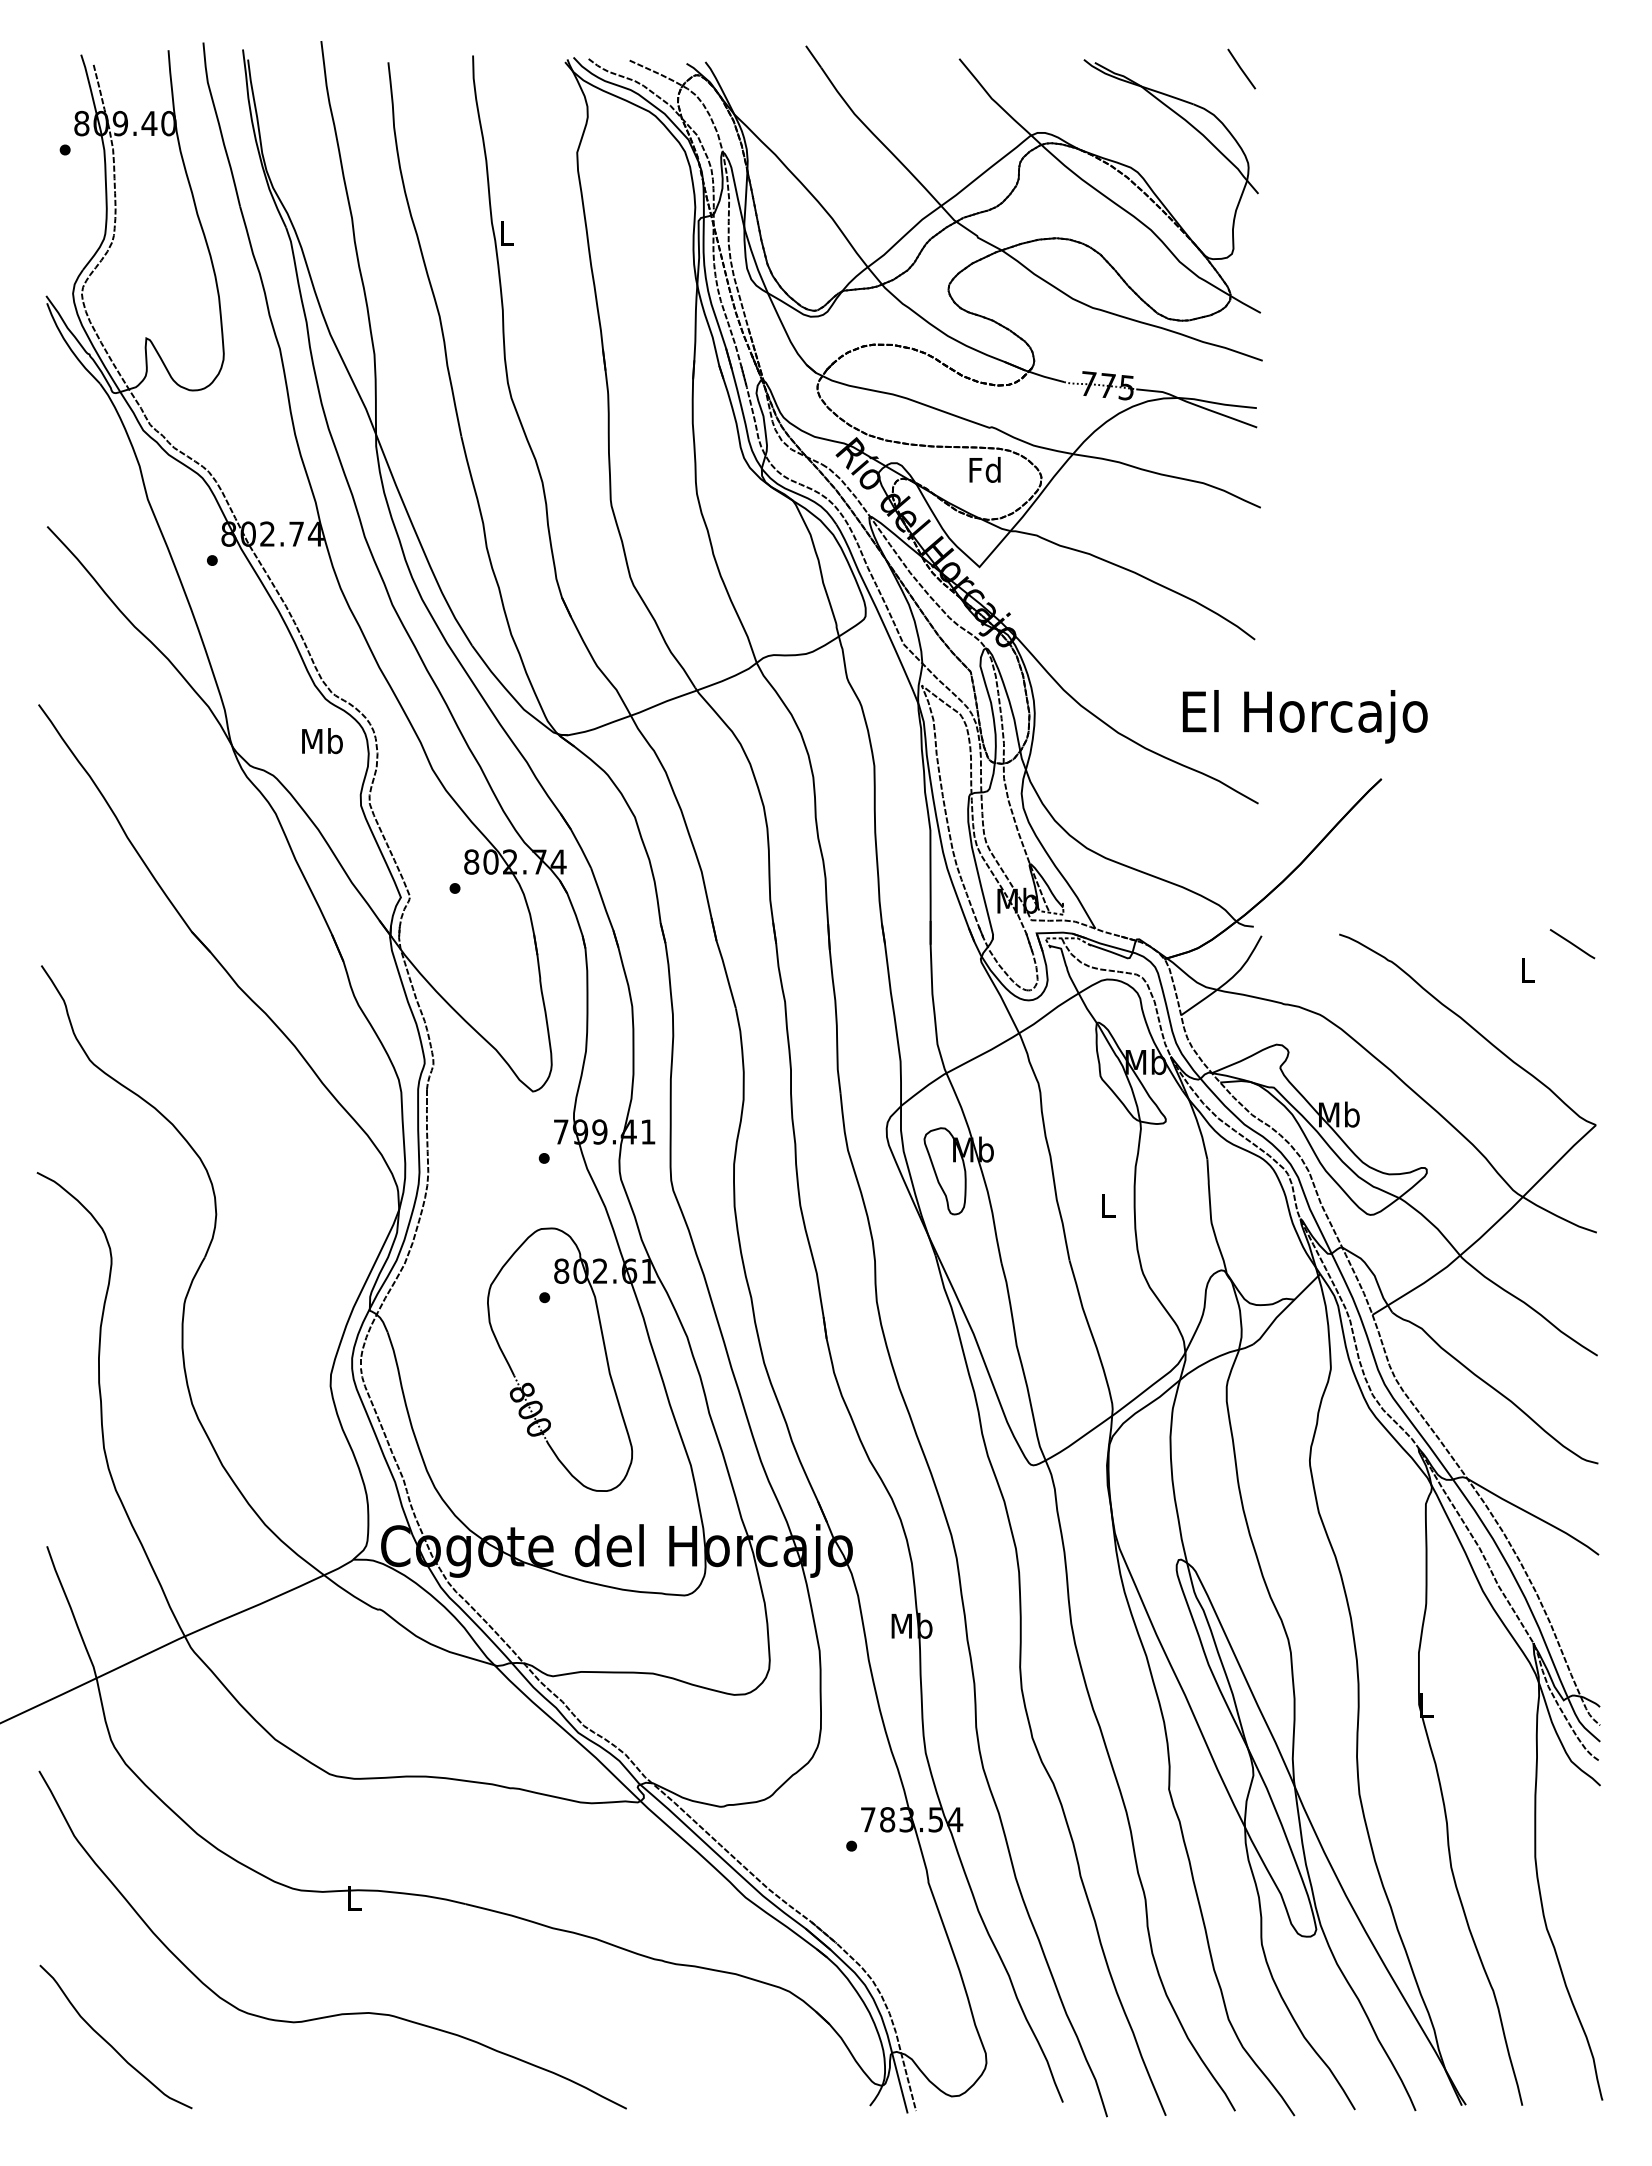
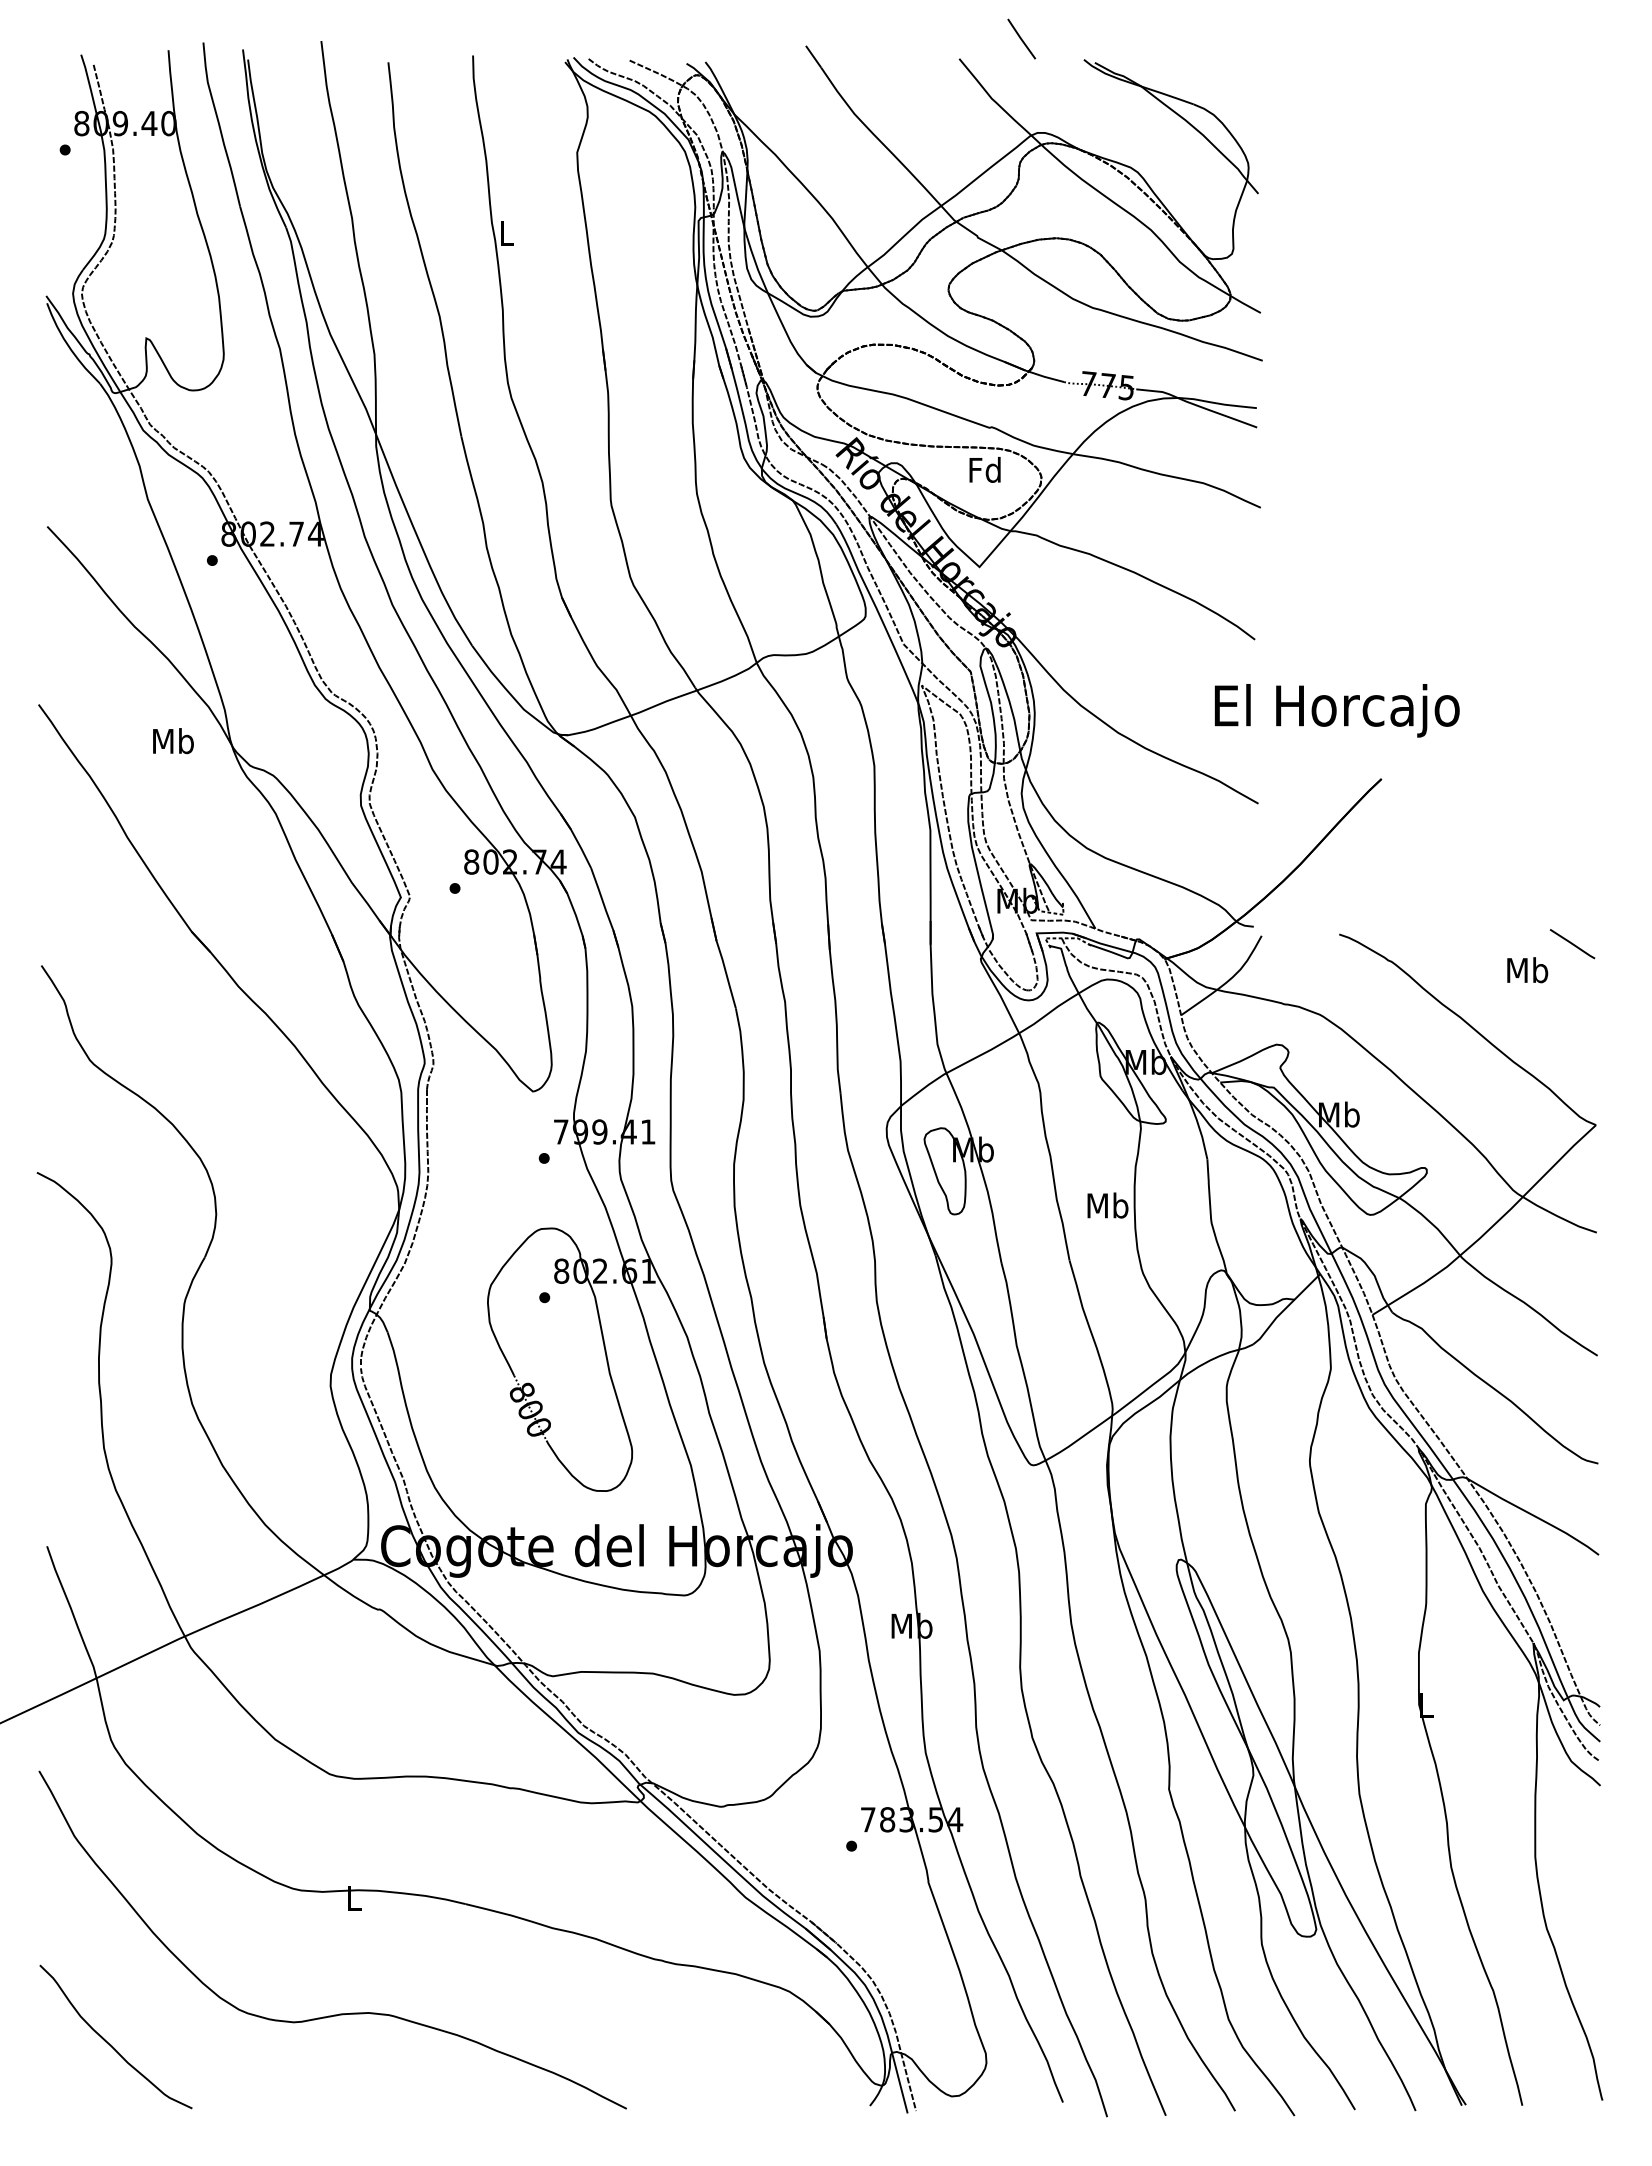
line position: (1241, 68) -> (1021, 38) (1021, 38)
text position: (1304, 716) -> (1336, 710) (1336, 710)
text position: (322, 741) -> (173, 741) (173, 741)
text: L -> Mb (1527, 970)
text: L -> Mb (1107, 1205)
